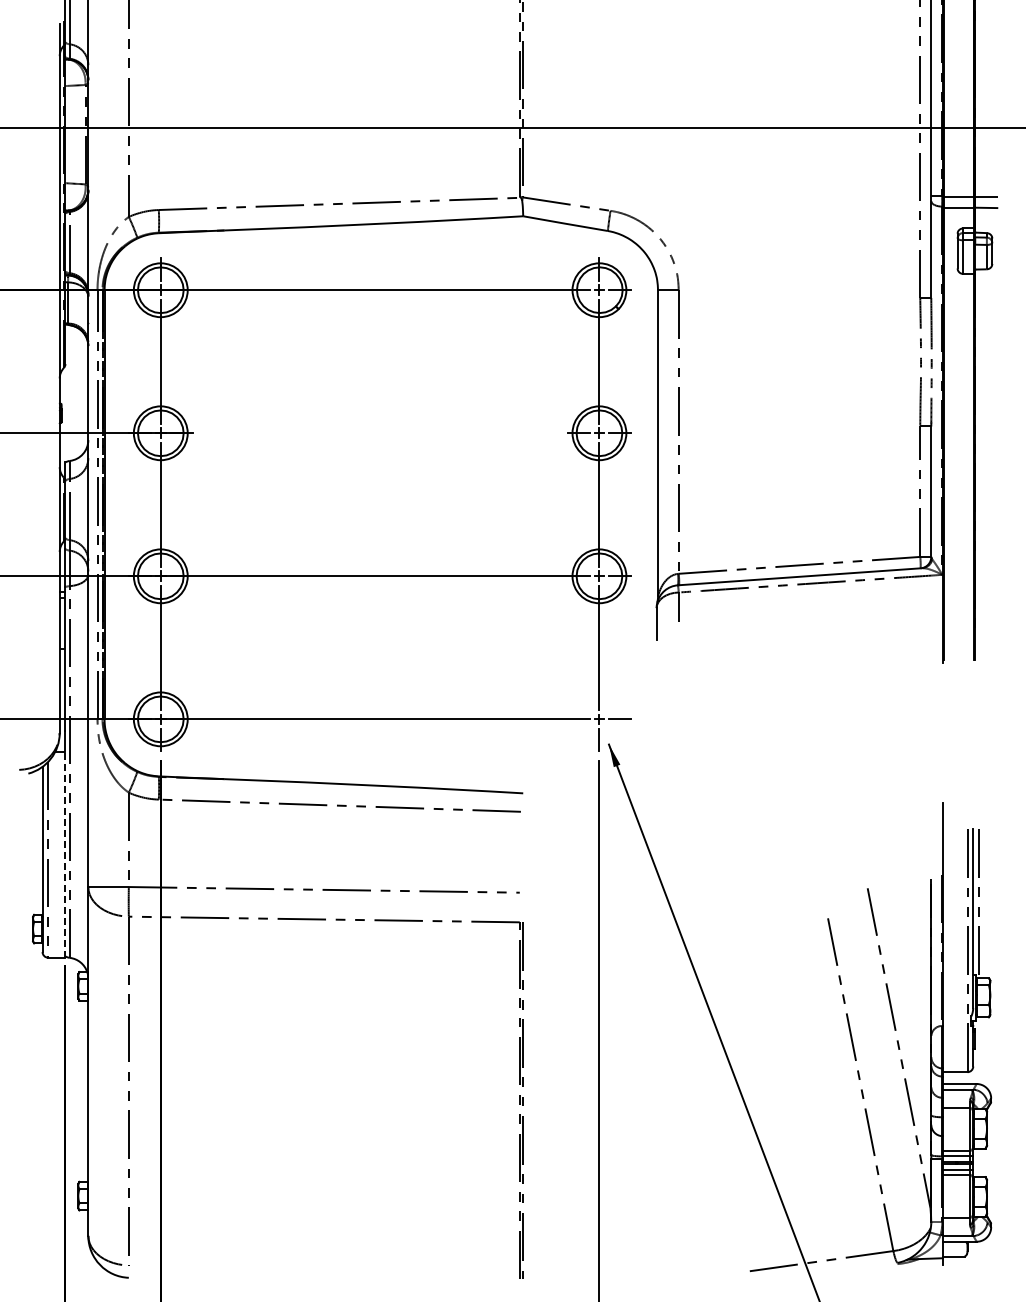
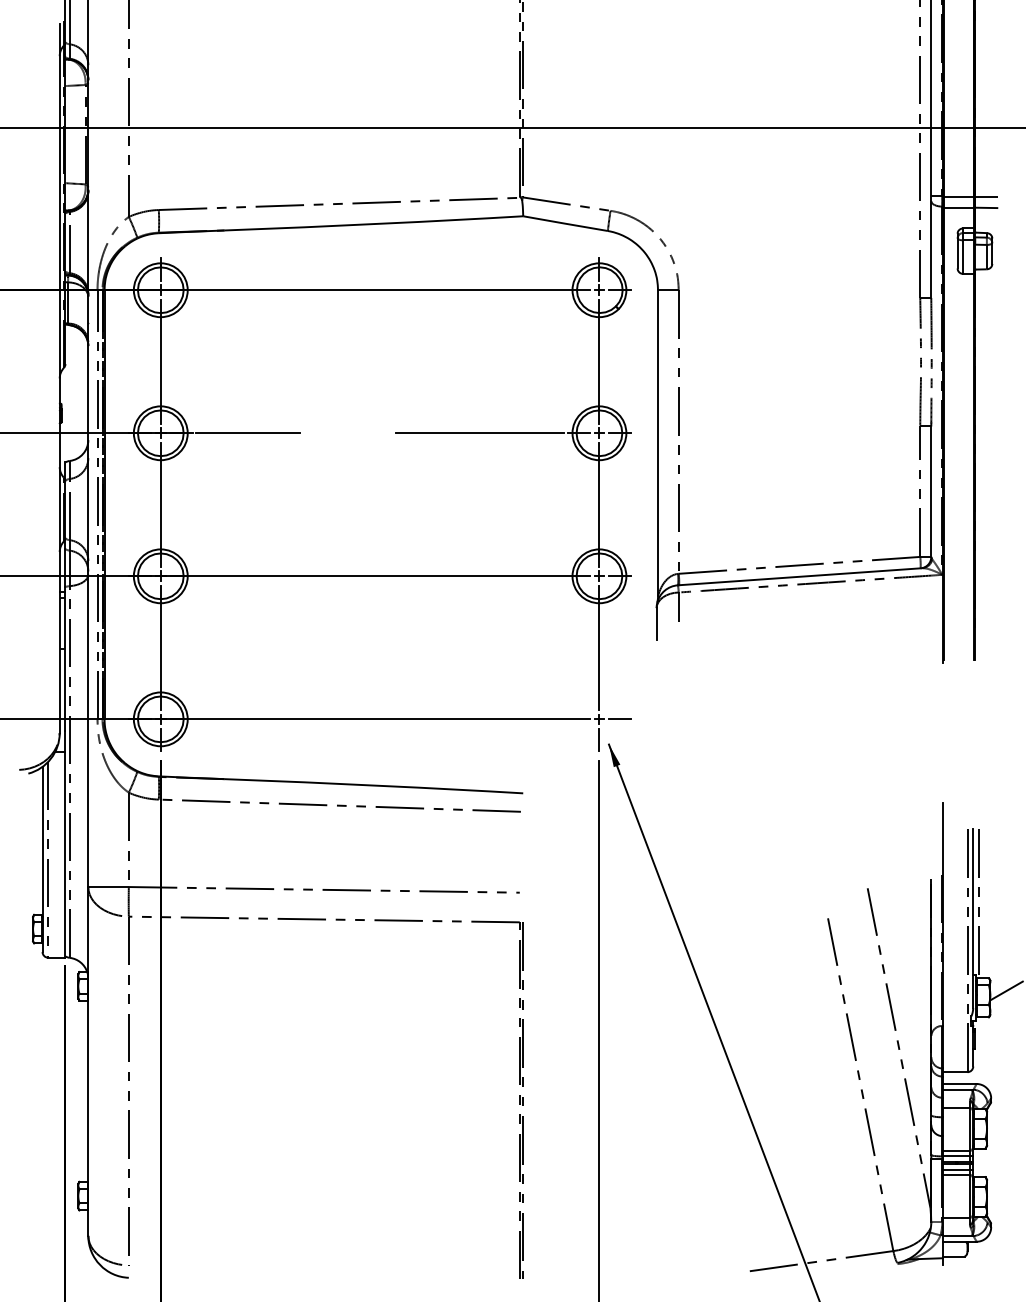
line: none -> present (247, 433)
line: none -> present (479, 433)
line: dashed -> solid (65, 854)
line: none -> present (1006, 990)
